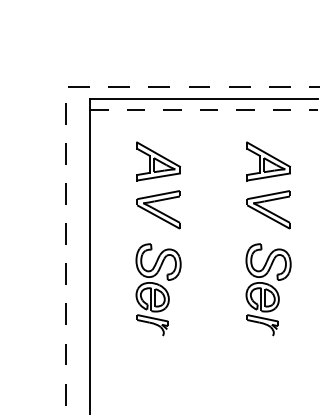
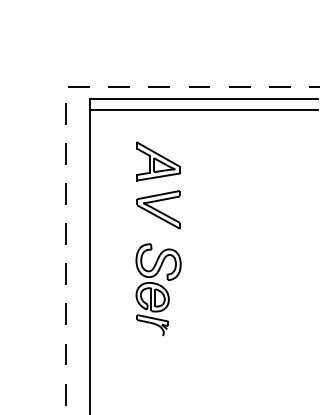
line: dashed -> solid (204, 109)
part: present -> none (261, 244)
